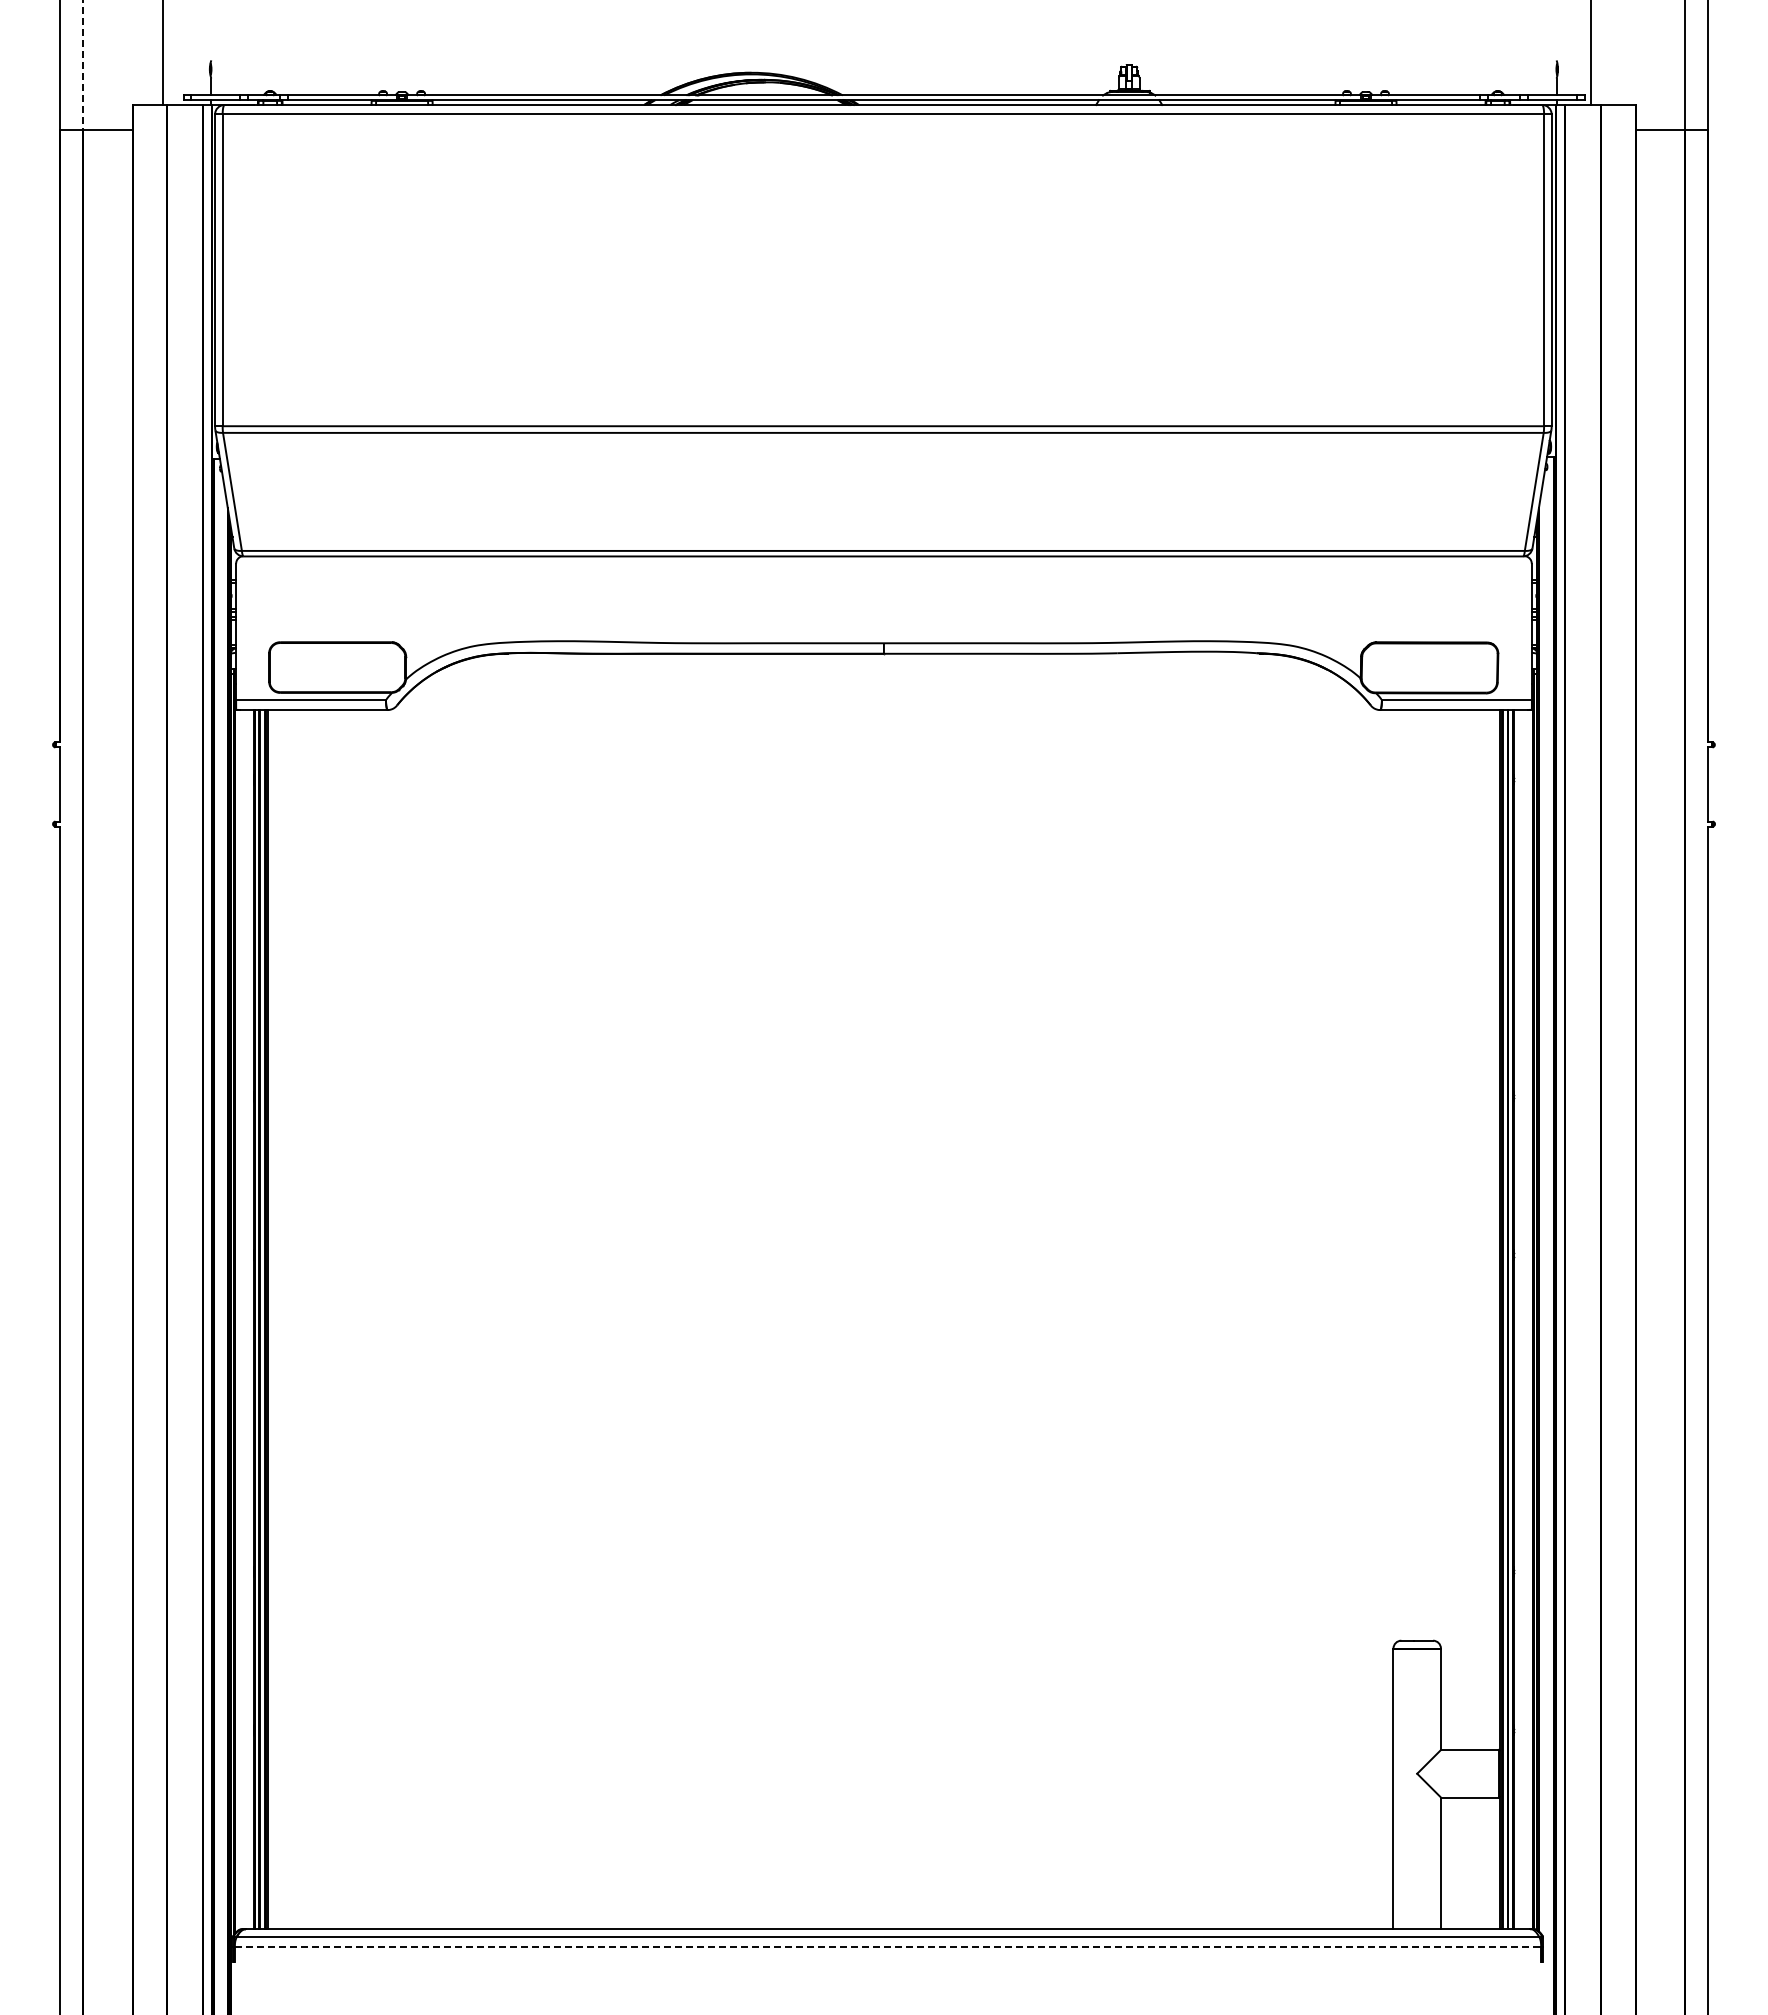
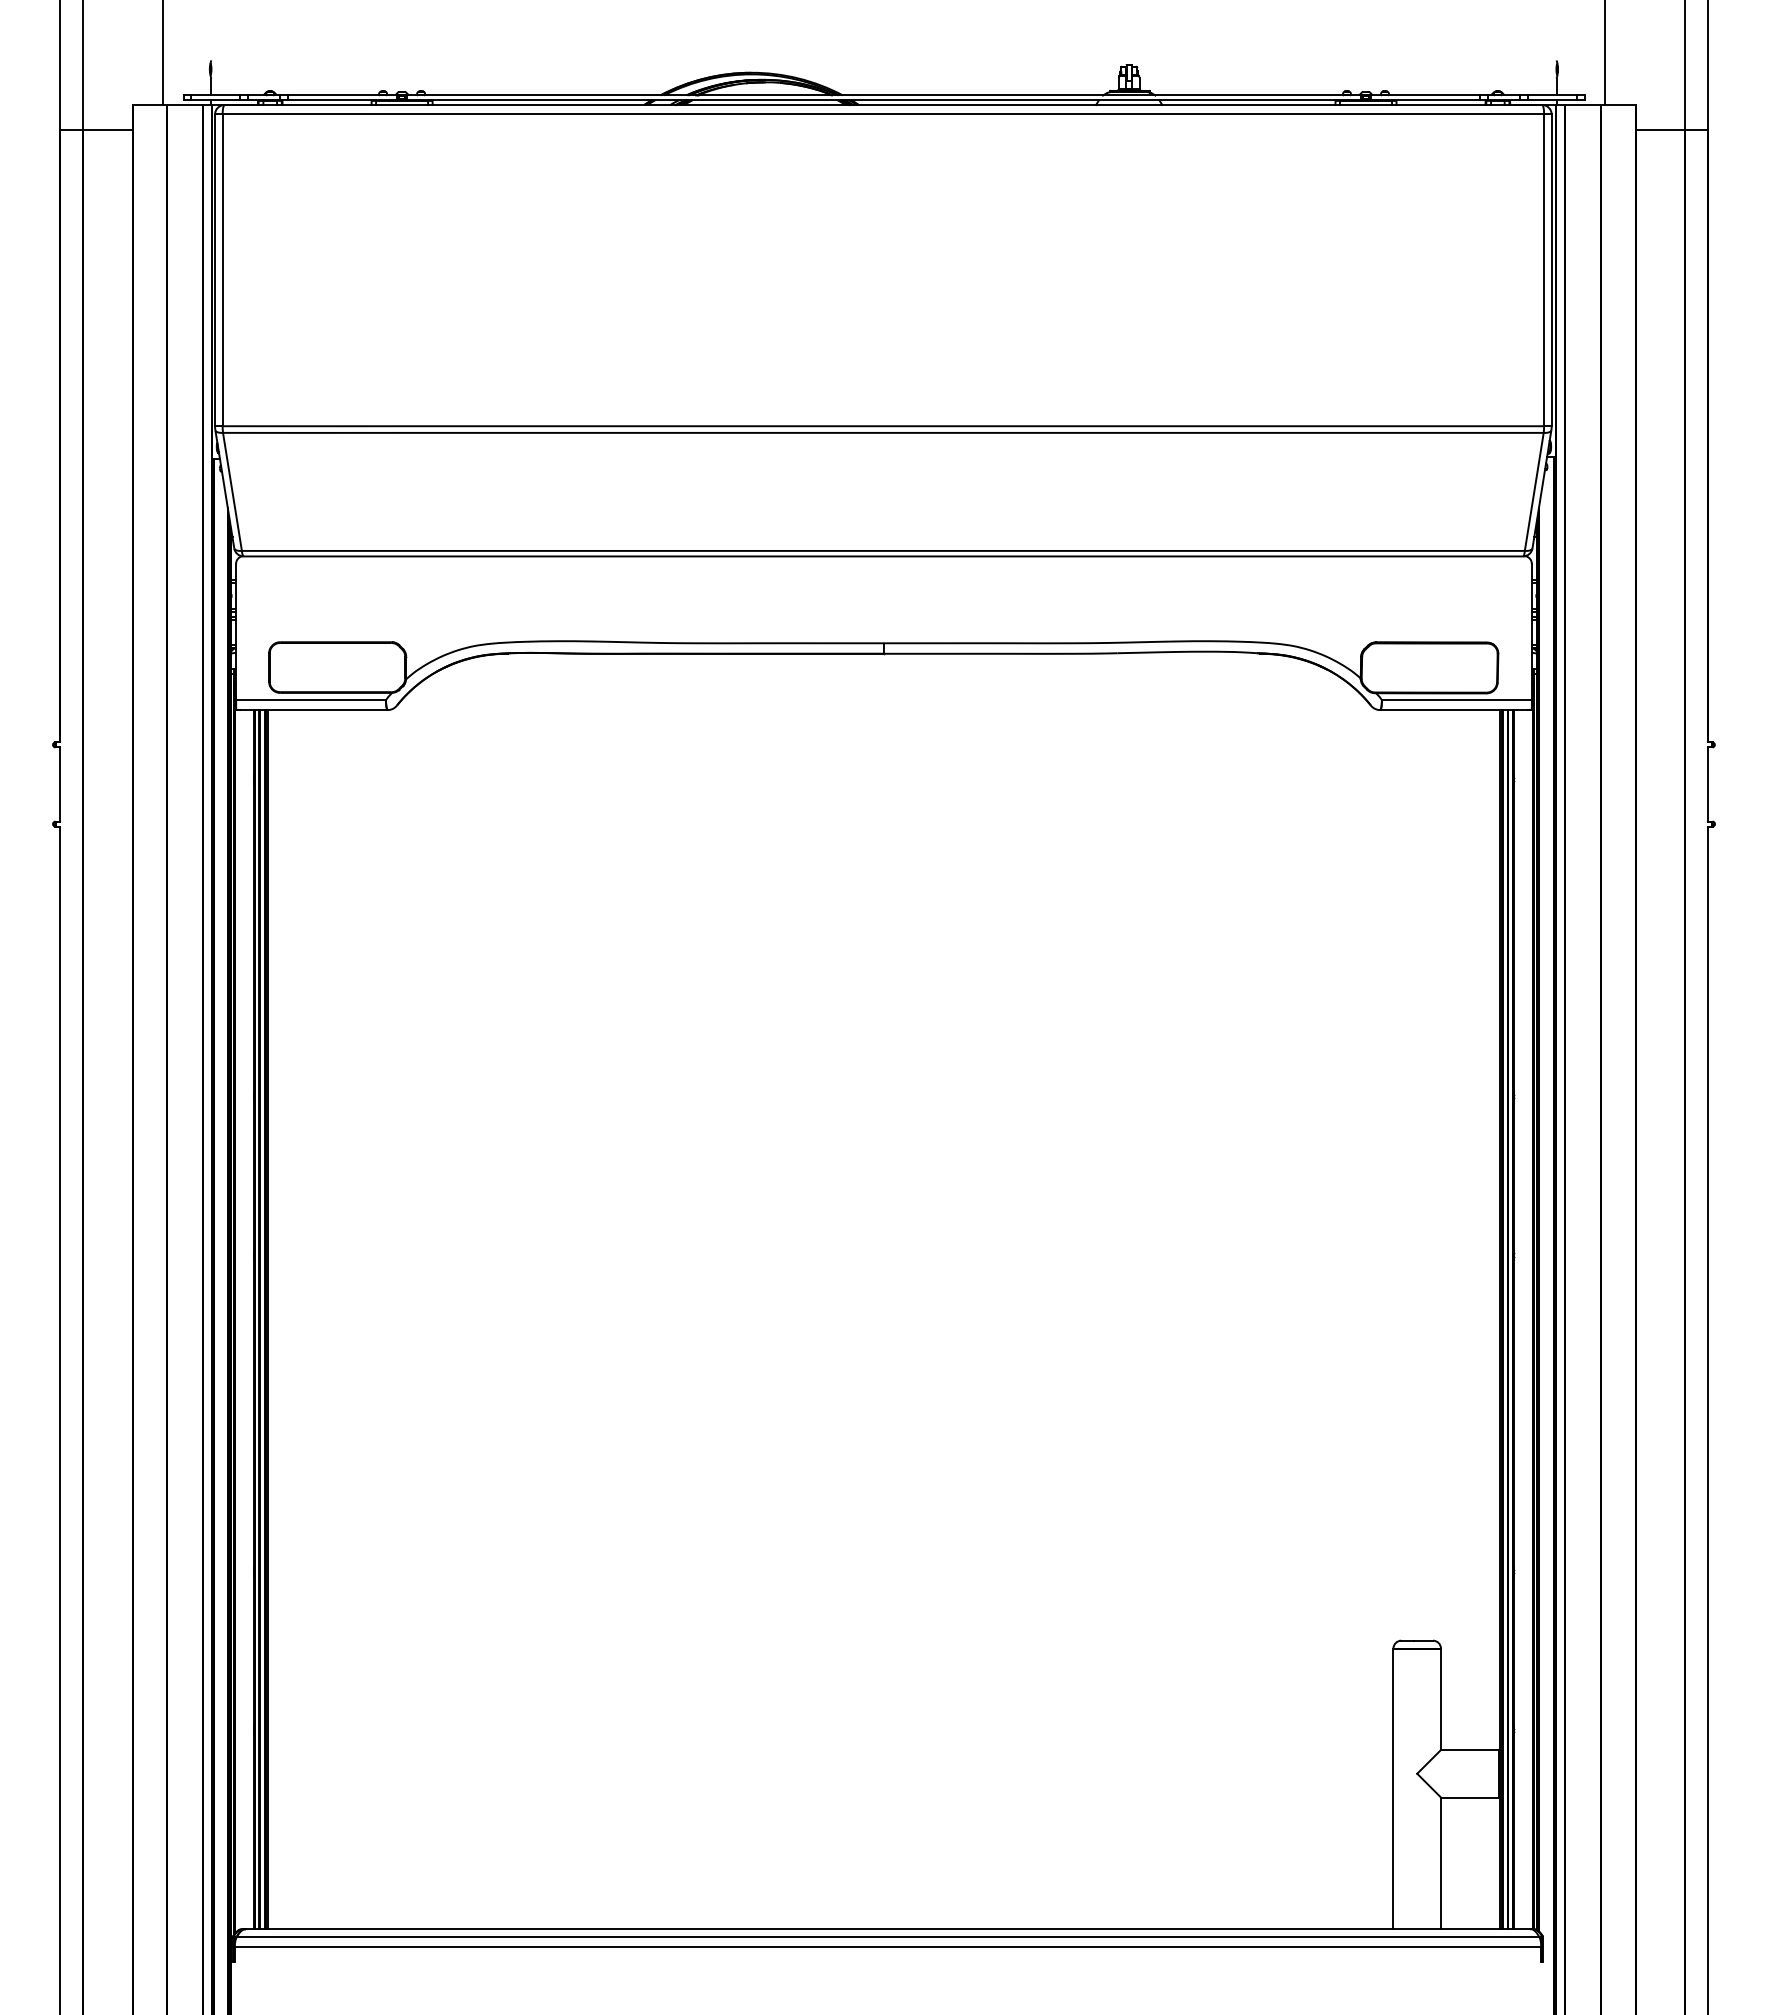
line position: (1591, 53) -> (1605, 53) (1605, 53)
line: dashed -> solid (83, 65)
line: dashed -> solid (888, 1947)
